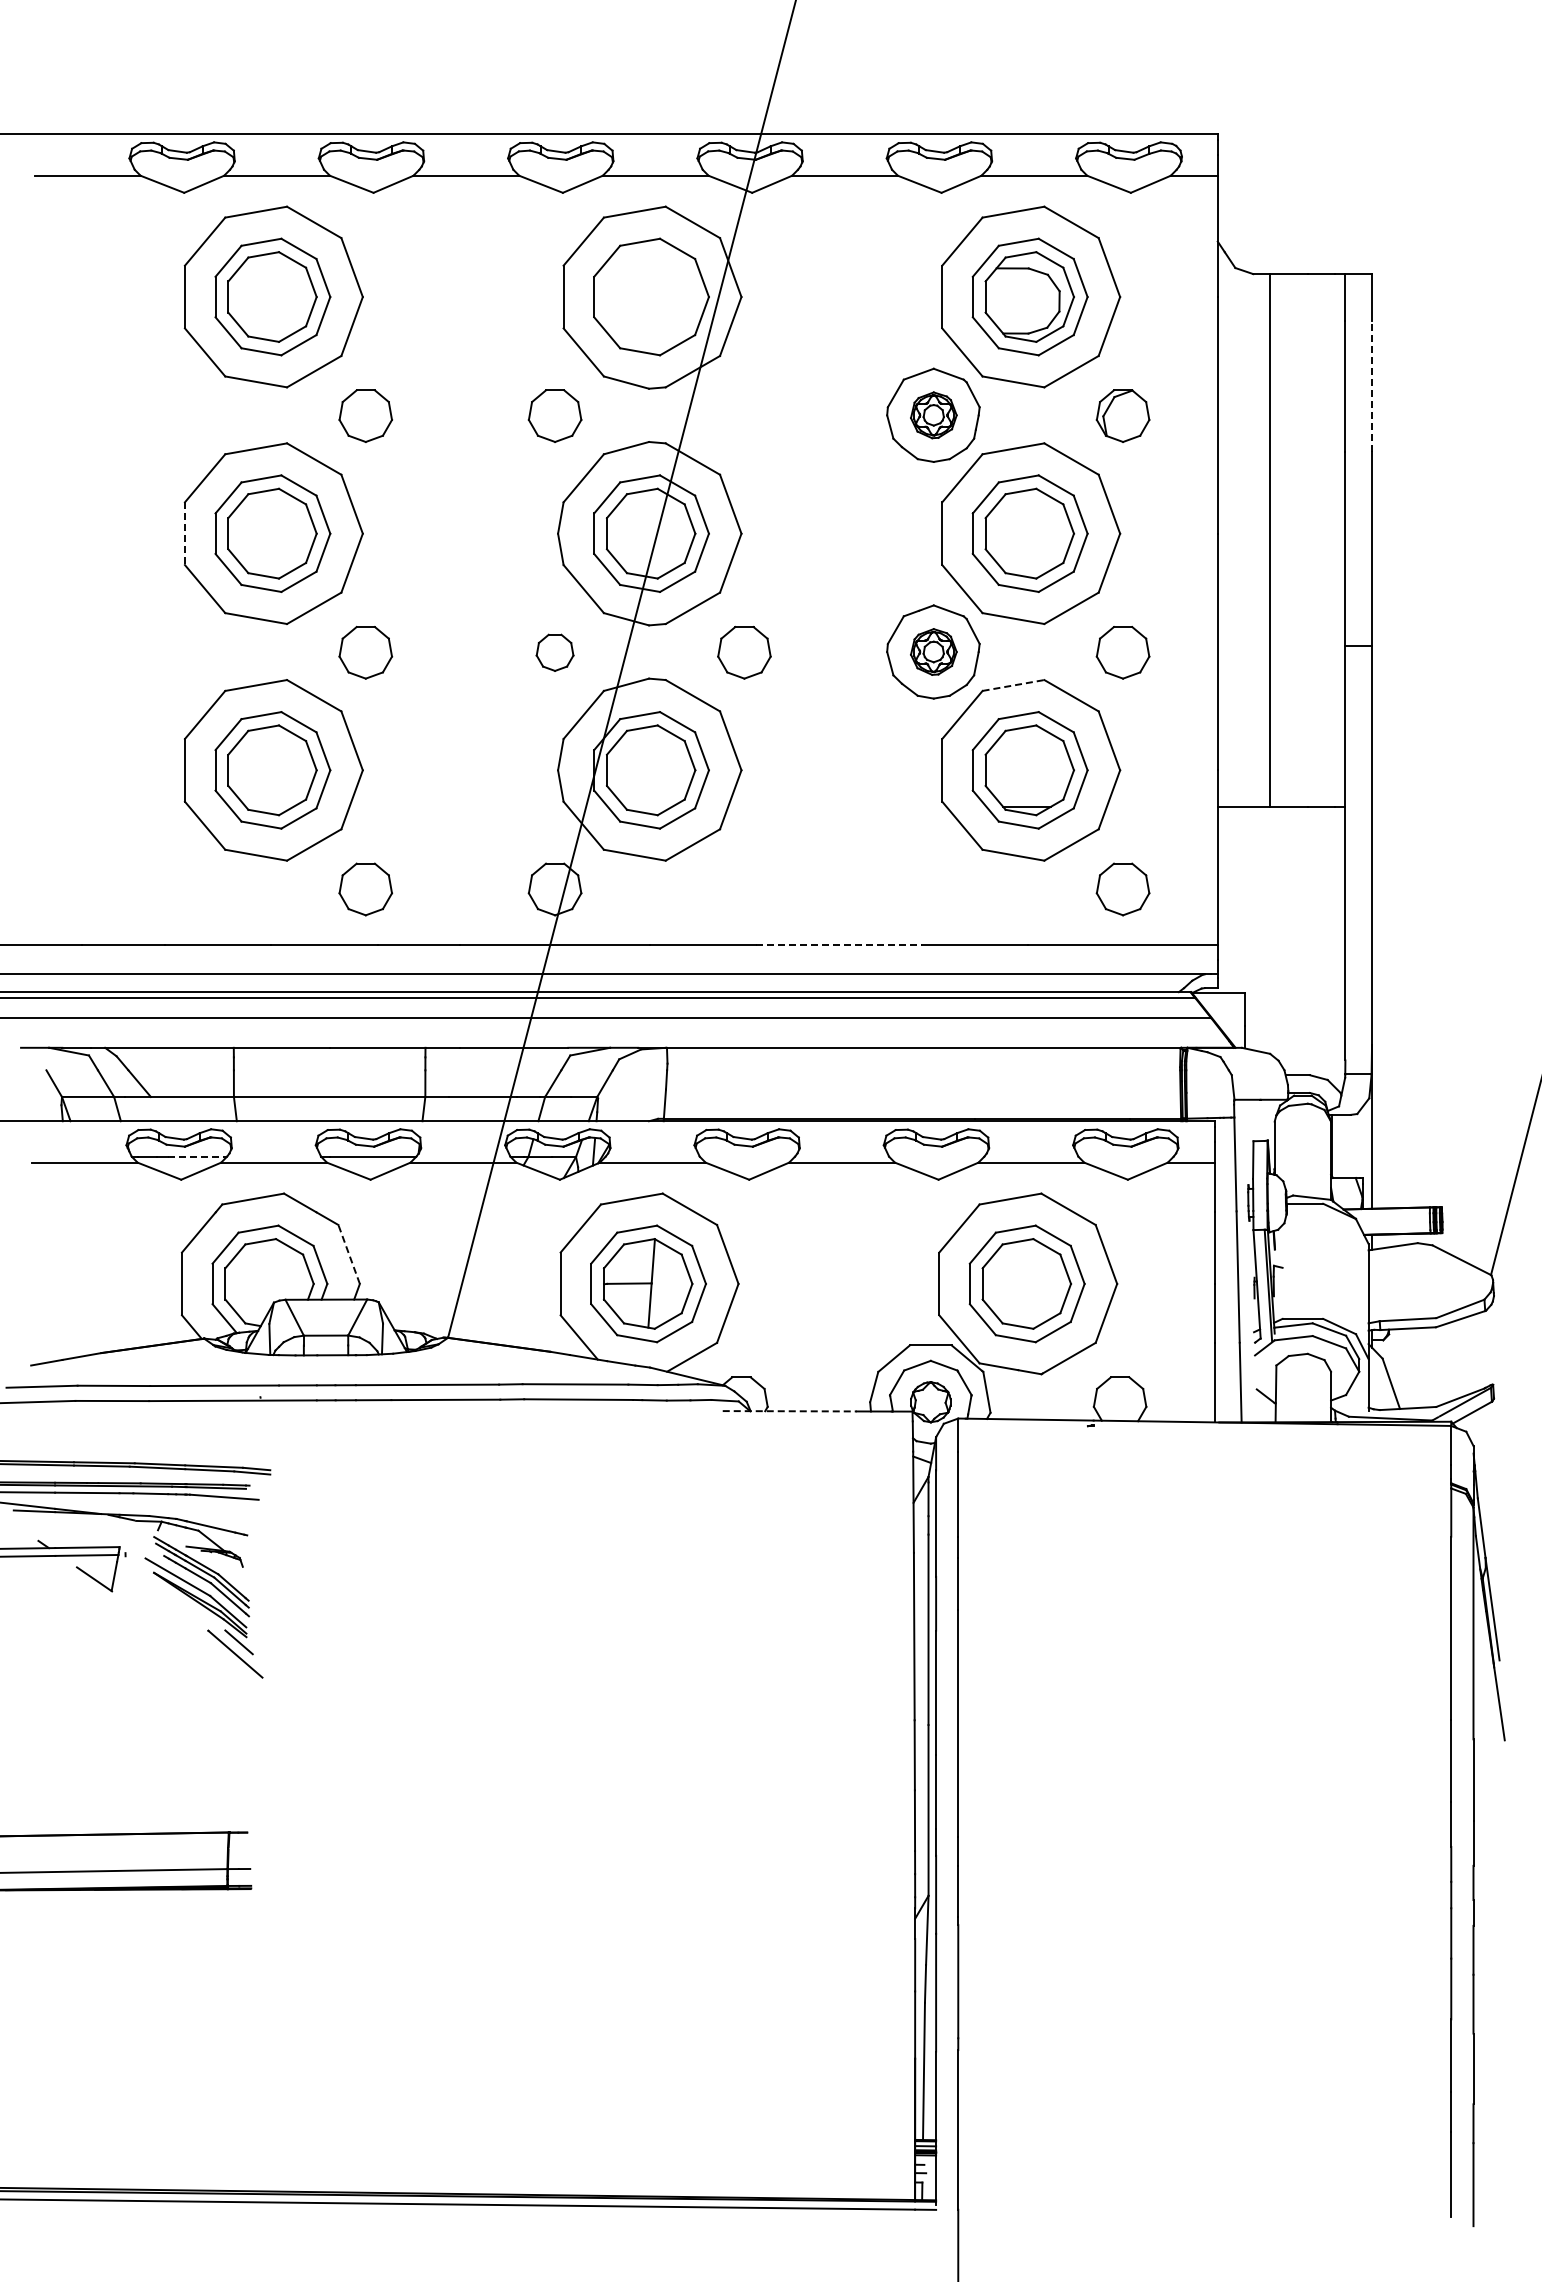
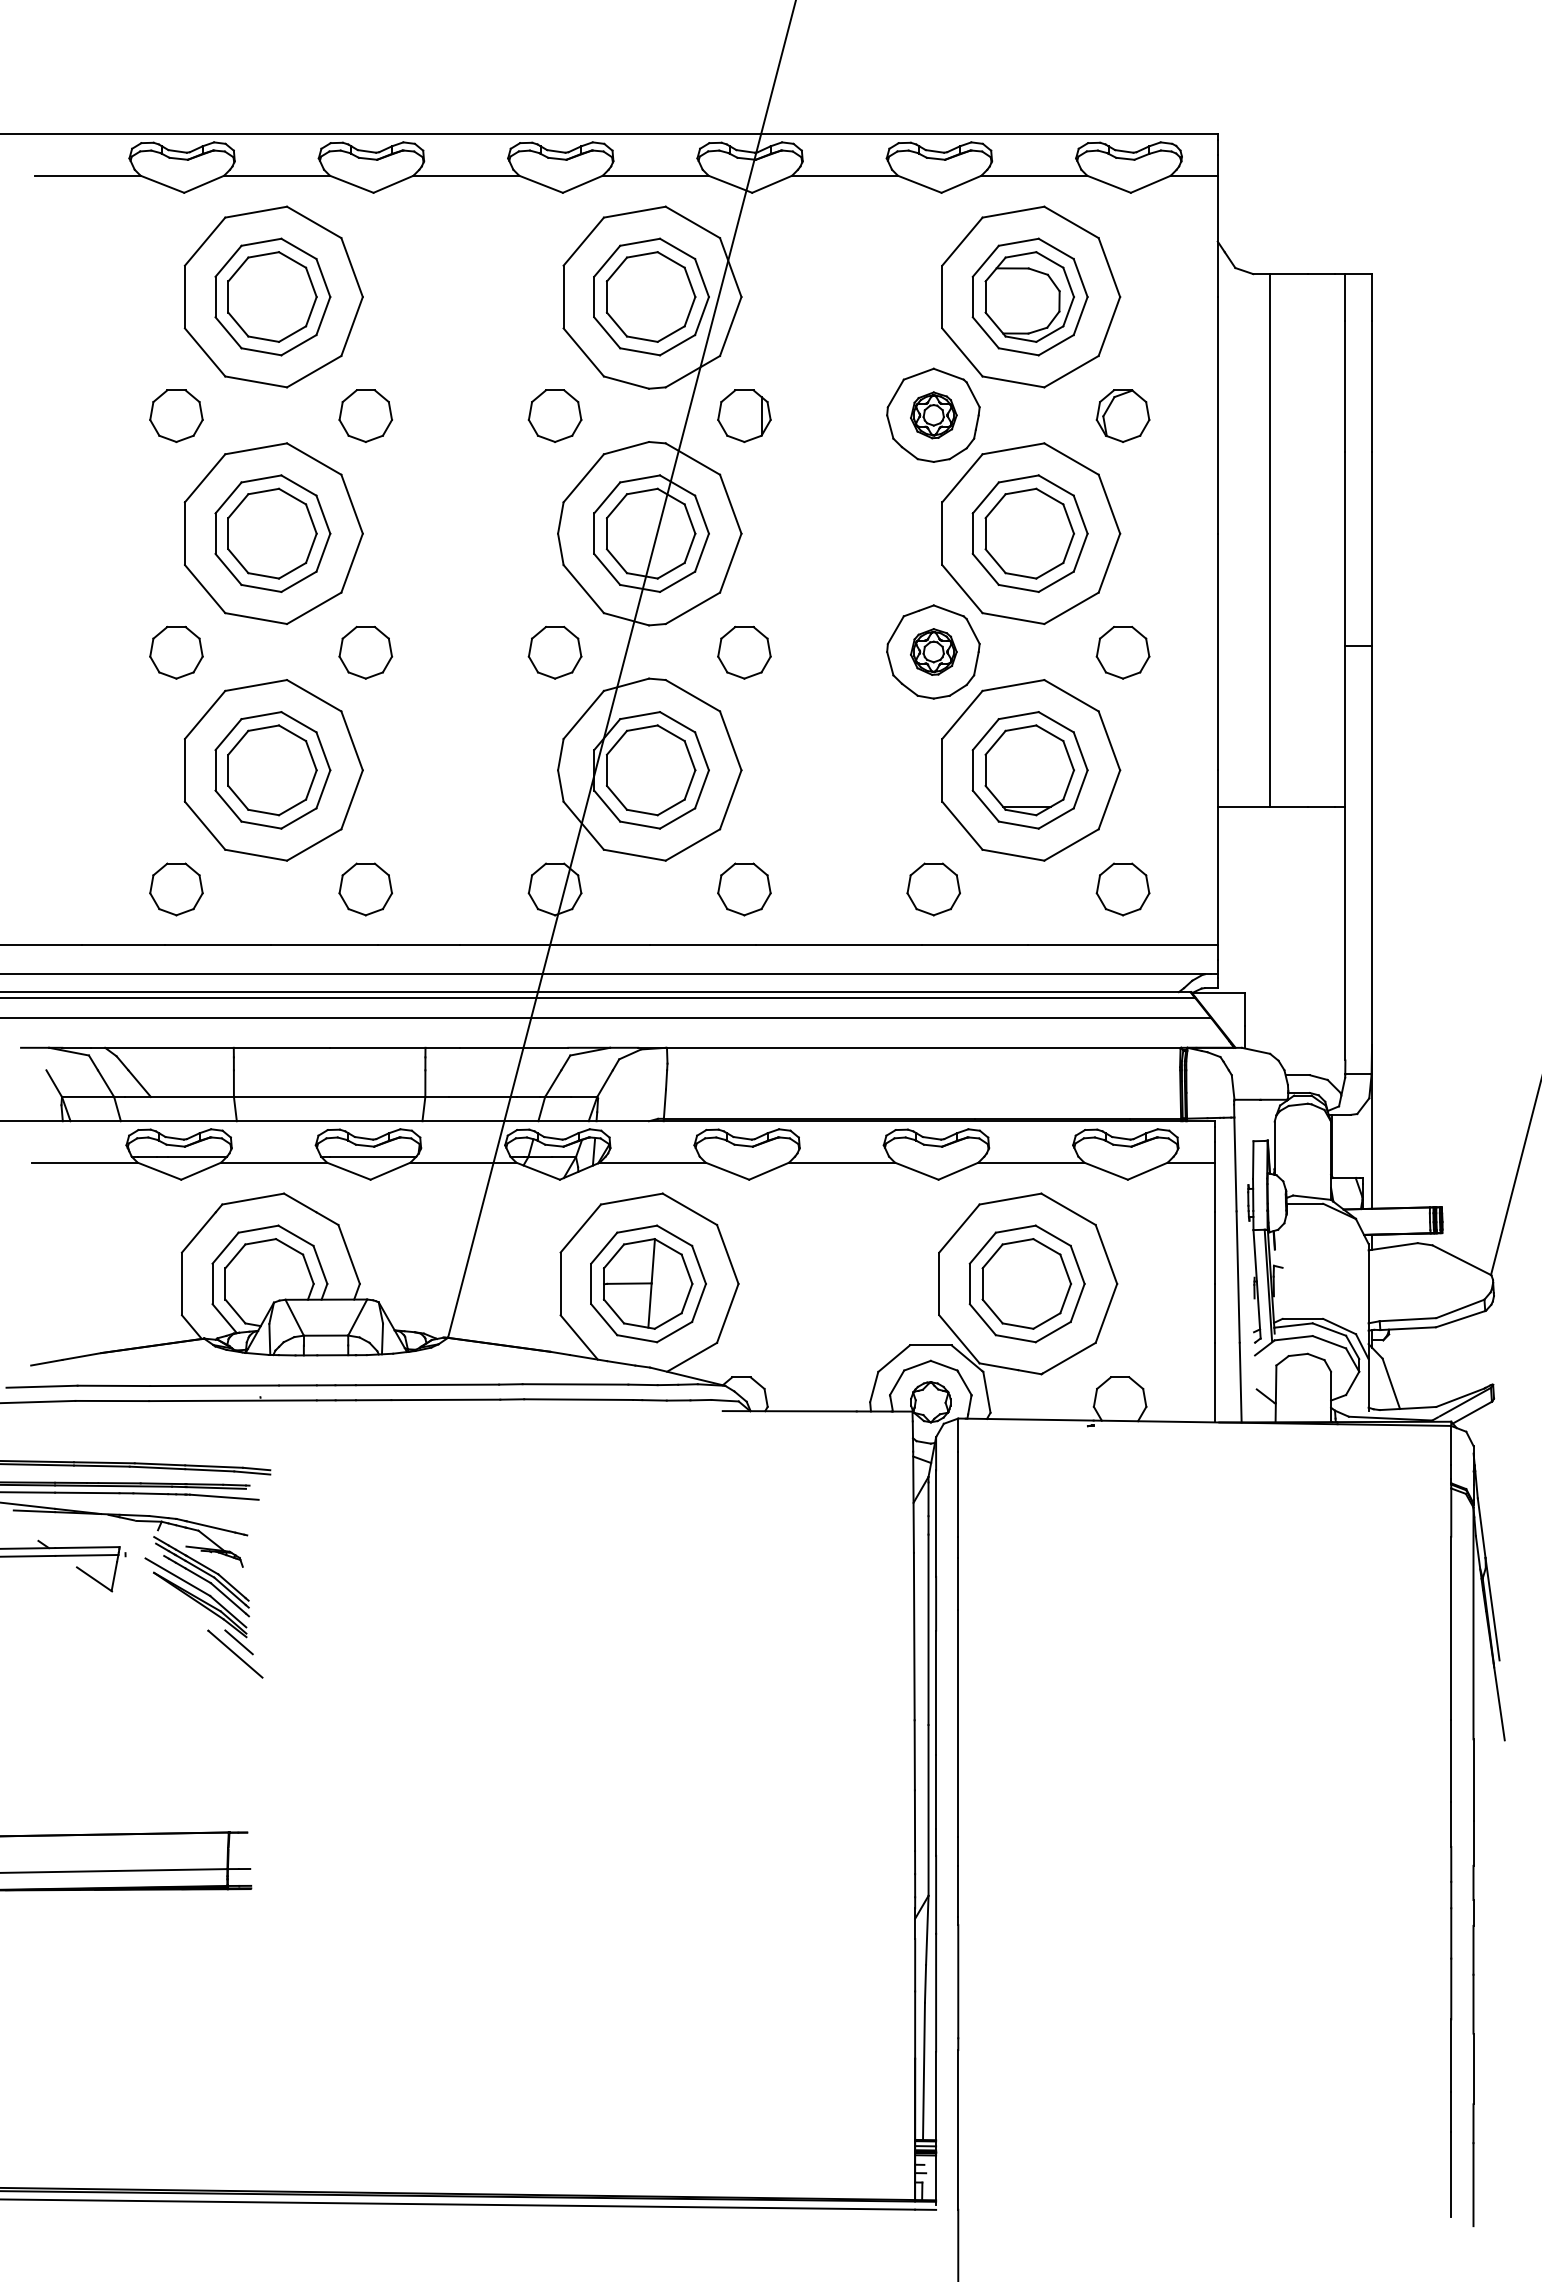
part: none -> present (650, 296)
line: dashed -> solid (1372, 386)
part: none -> present (176, 415)
part: none -> present (744, 415)
line: dashed -> solid (184, 534)
part: none -> present (176, 652)
part size: 40x39 px -> 56x54 px (554, 652)
line: dashed -> solid (1013, 685)
part: none -> present (176, 889)
part: none -> present (744, 889)
part: none -> present (933, 889)
line: dashed -> solid (839, 944)
line: dashed -> solid (197, 1157)
line: dashed -> solid (348, 1254)
line: dashed -> solid (789, 1411)
